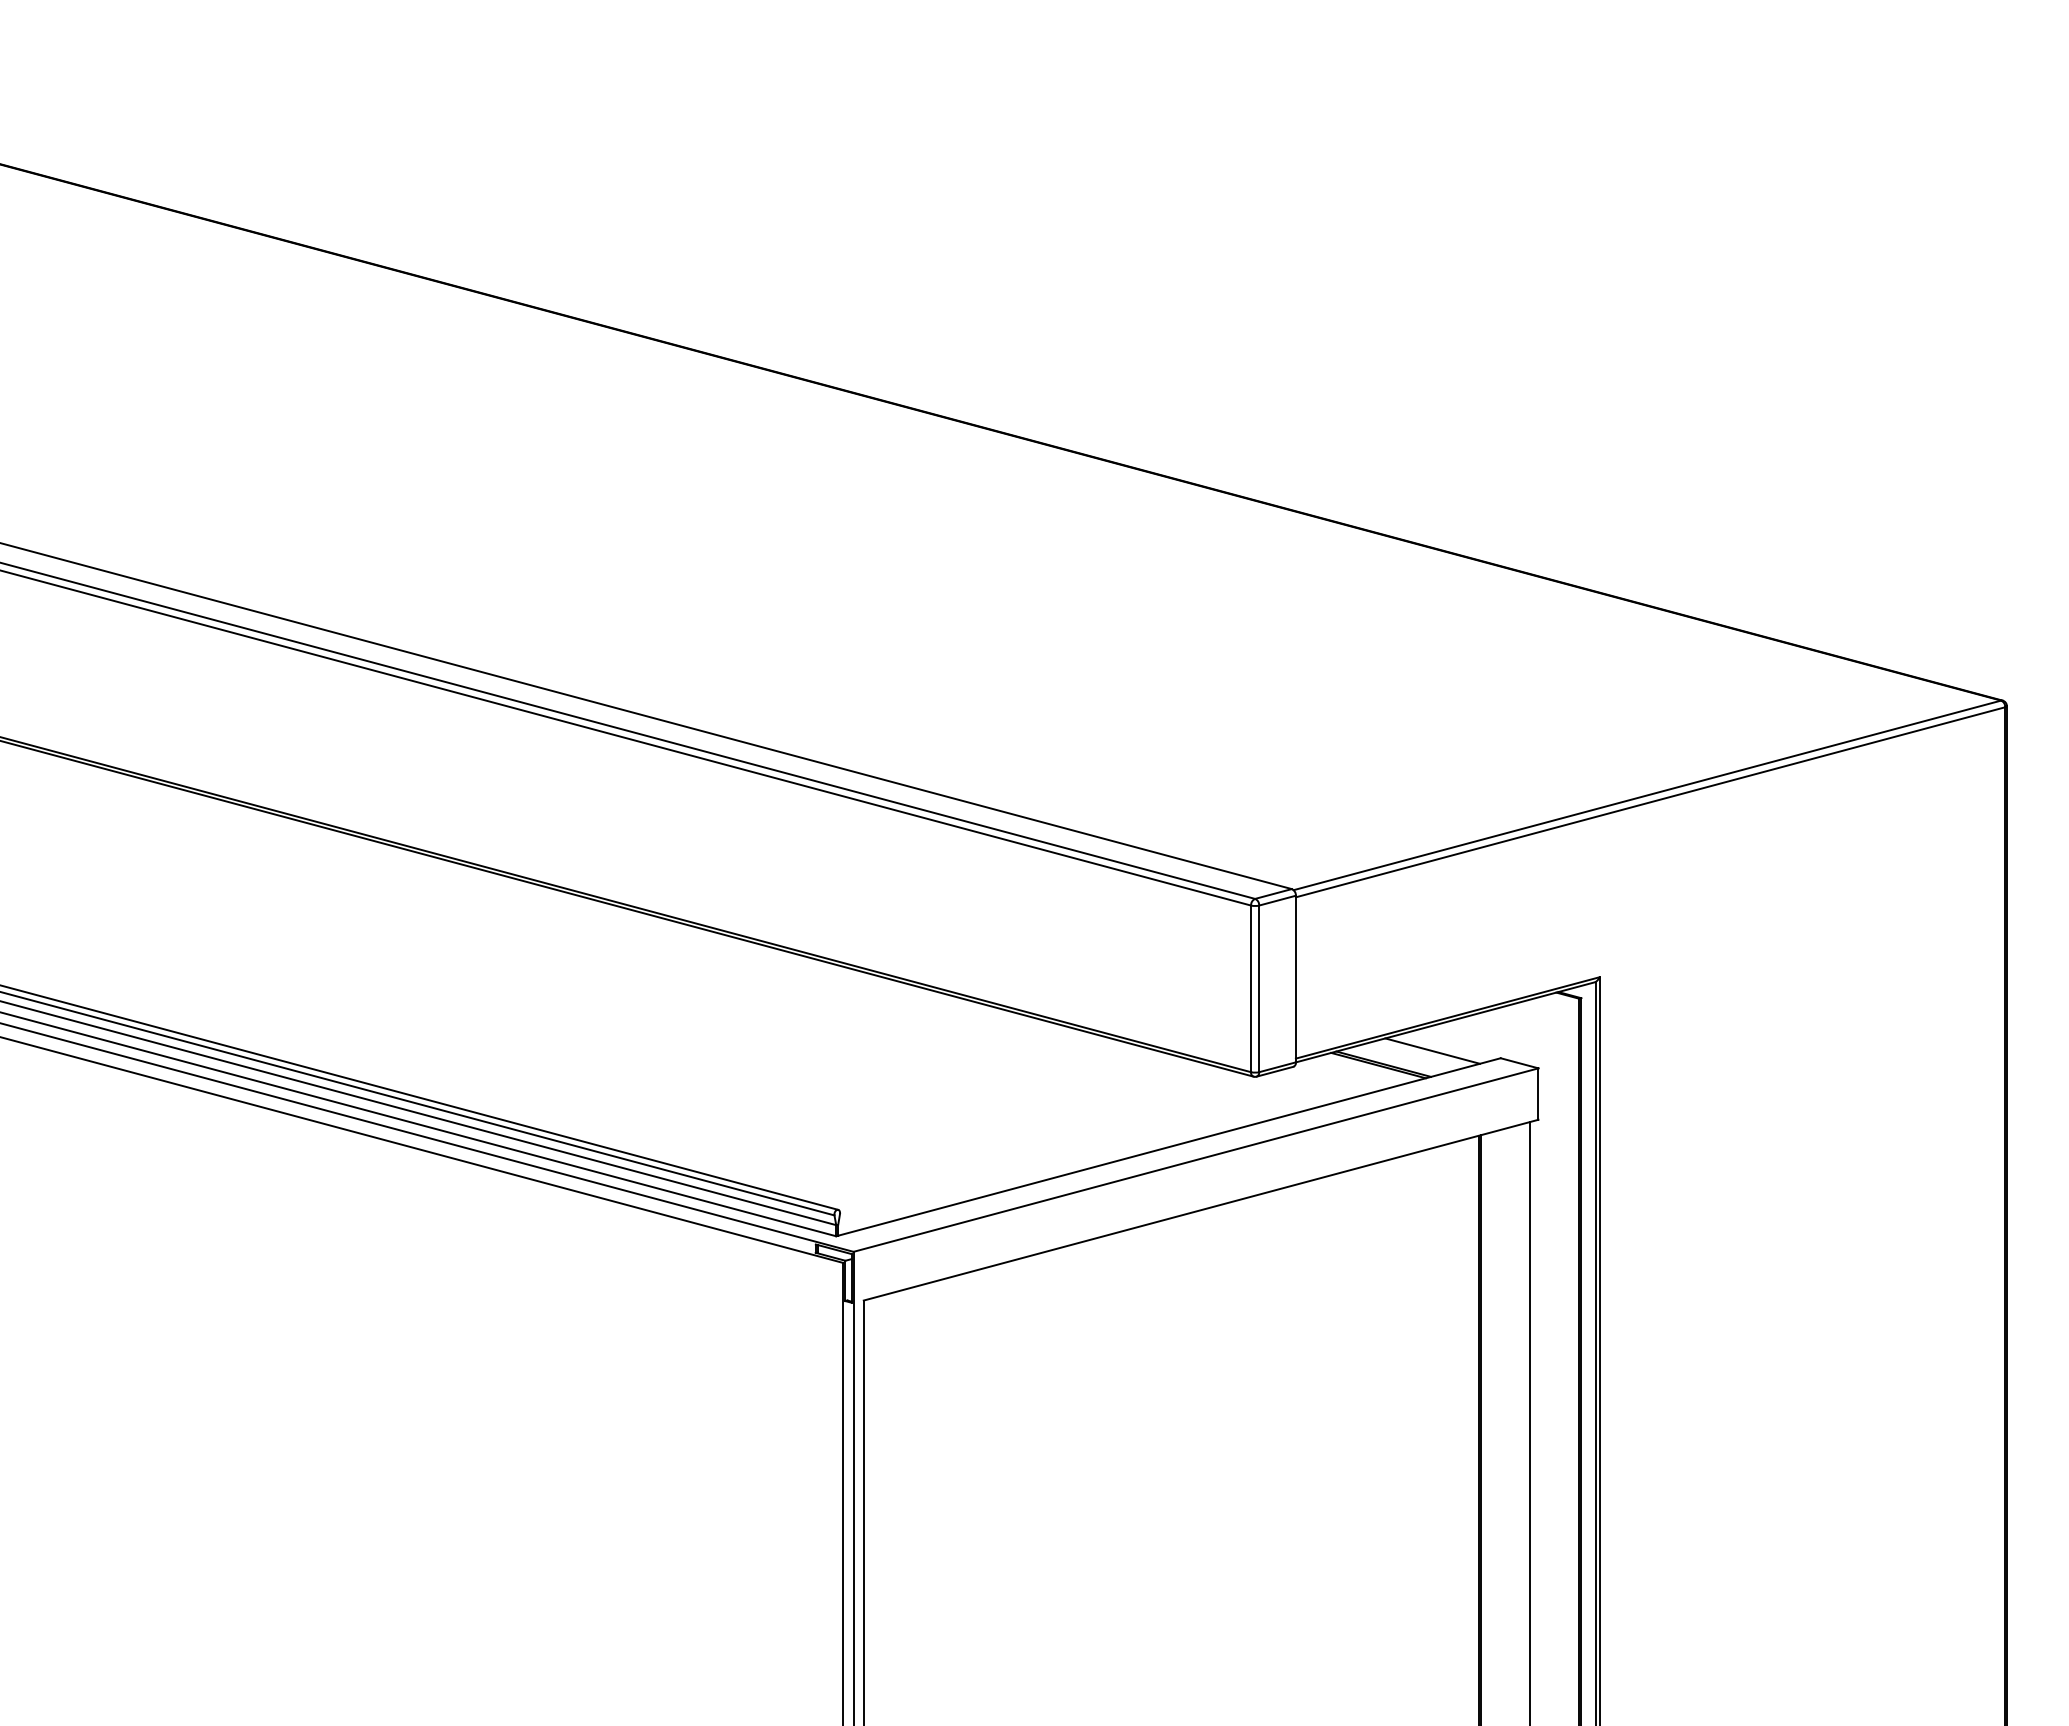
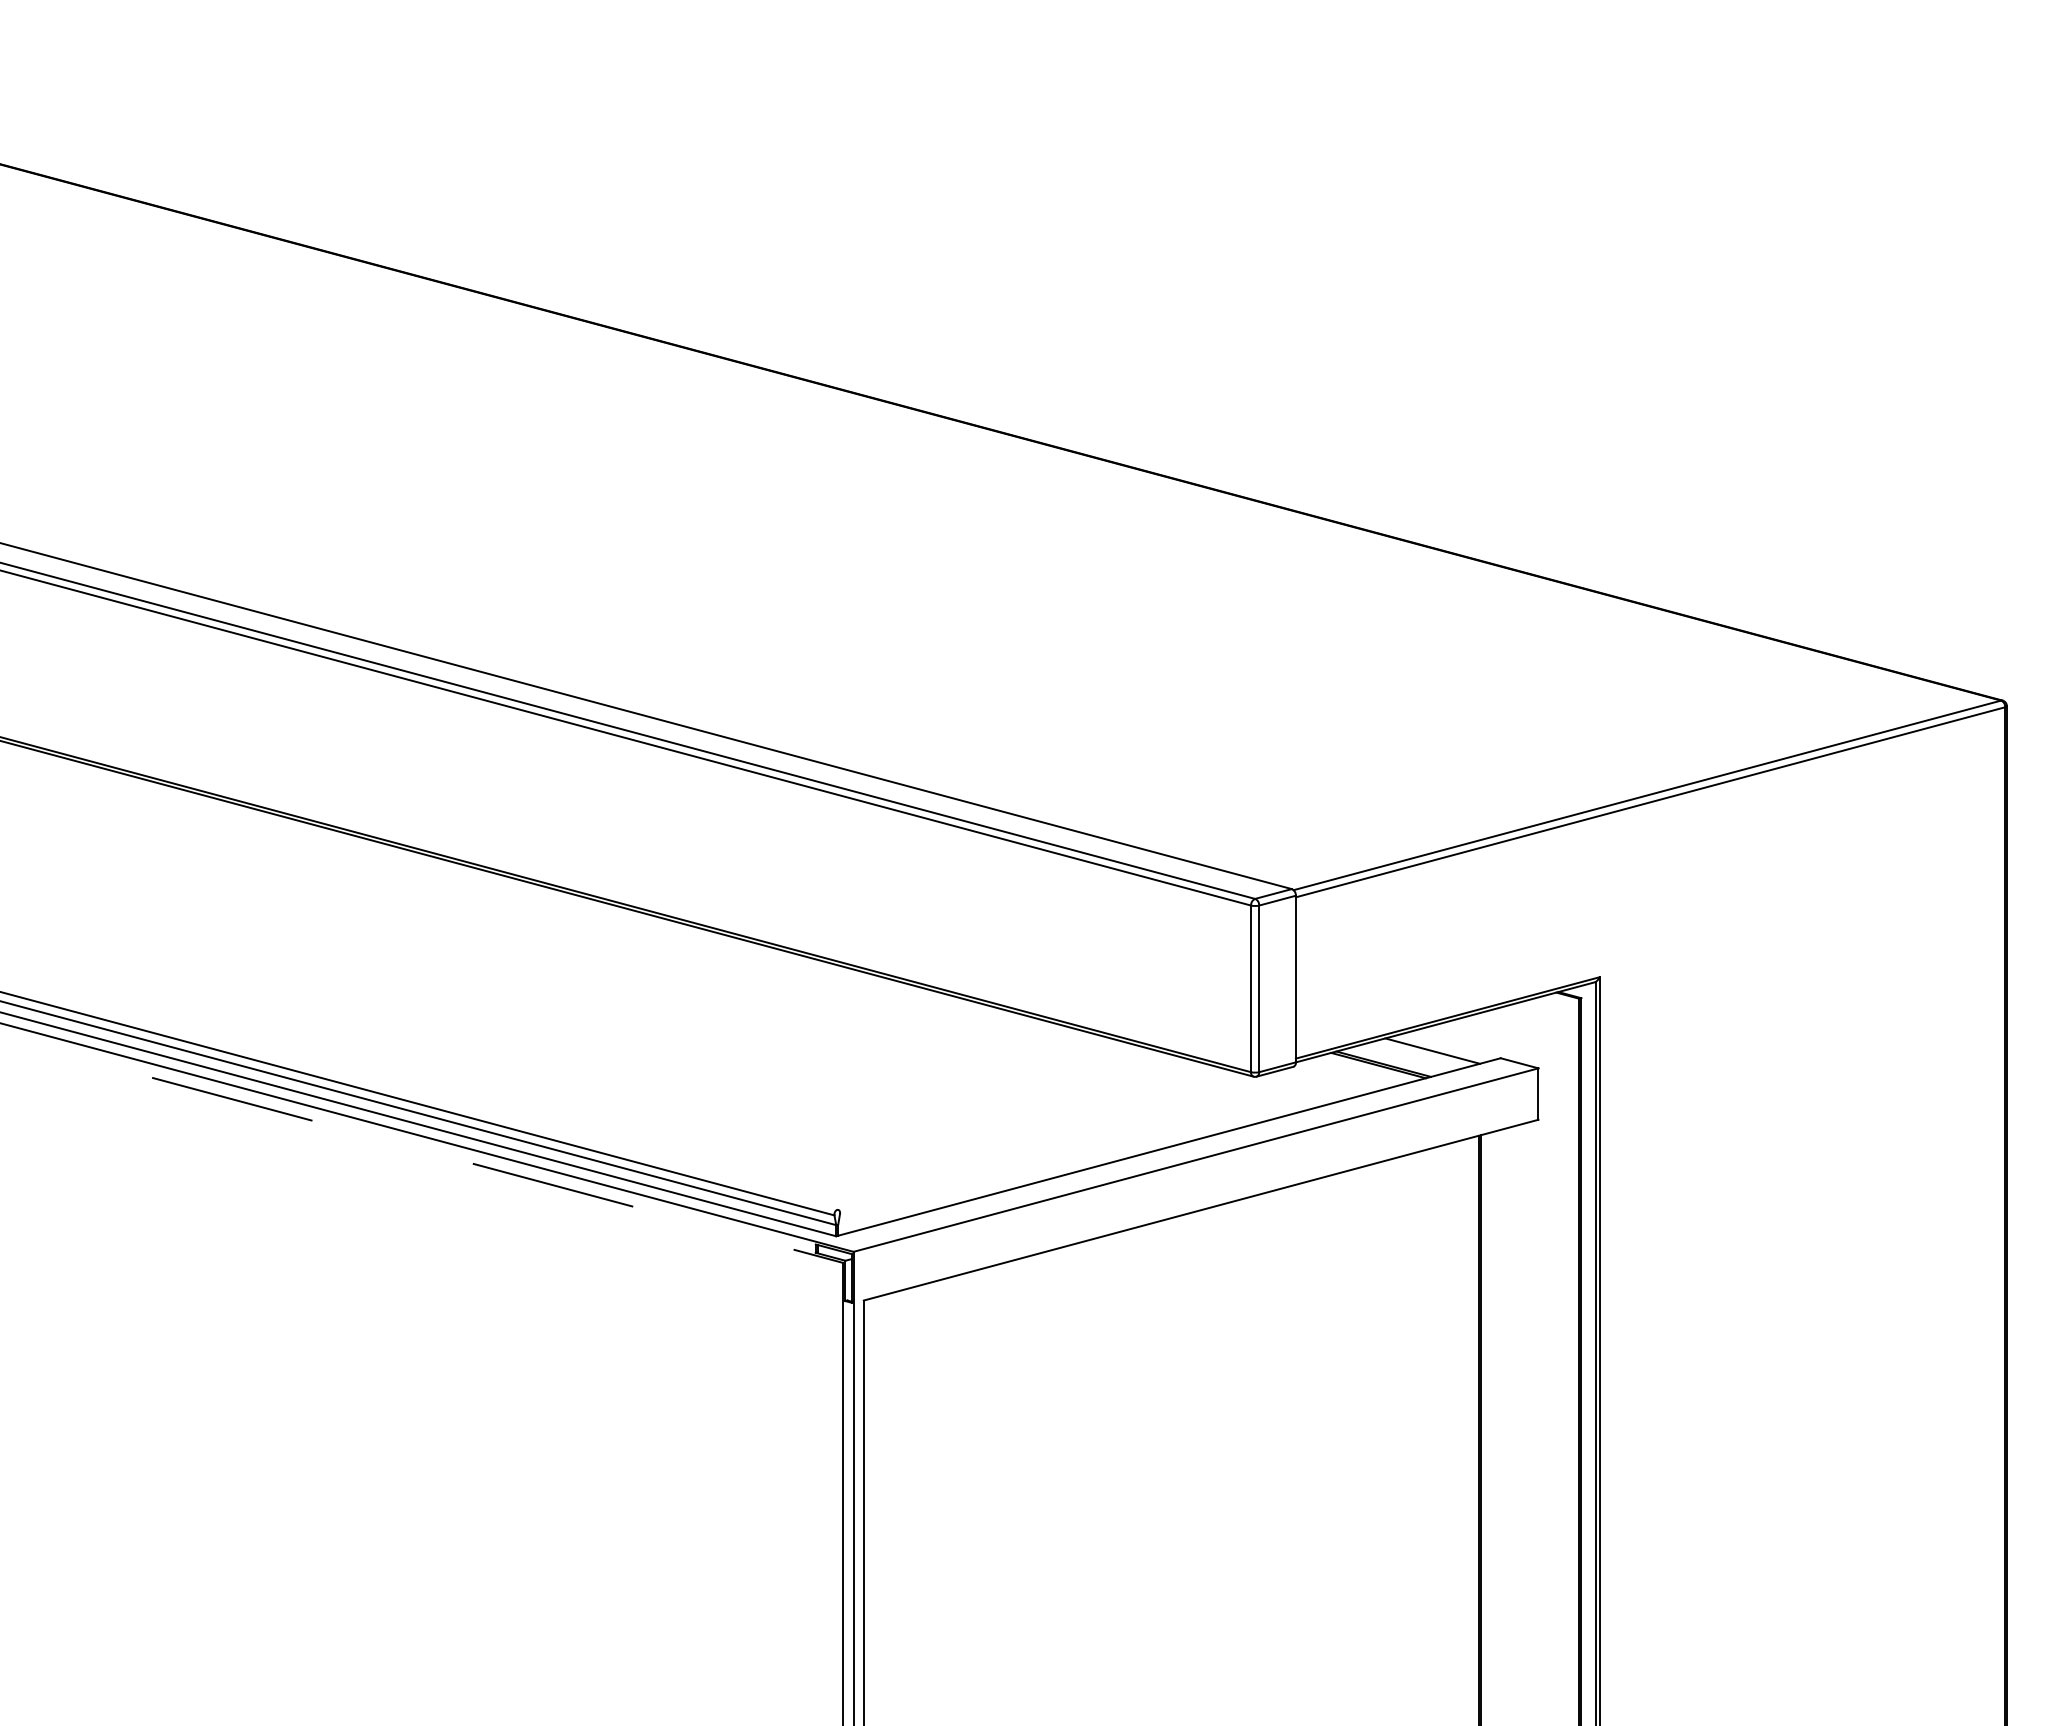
line: present -> none (420, 1097)
line: solid -> dashed (422, 1150)
line: present -> none (1530, 1421)
